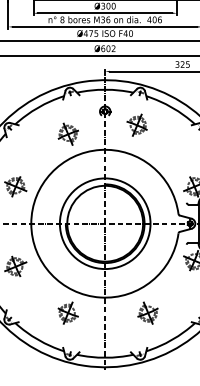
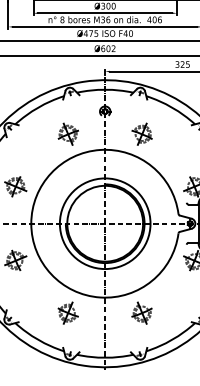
part position: (136, 124) -> (141, 133) (141, 133)
part position: (15, 265) -> (15, 259) (15, 259)
part position: (147, 312) -> (141, 312) (141, 312)
